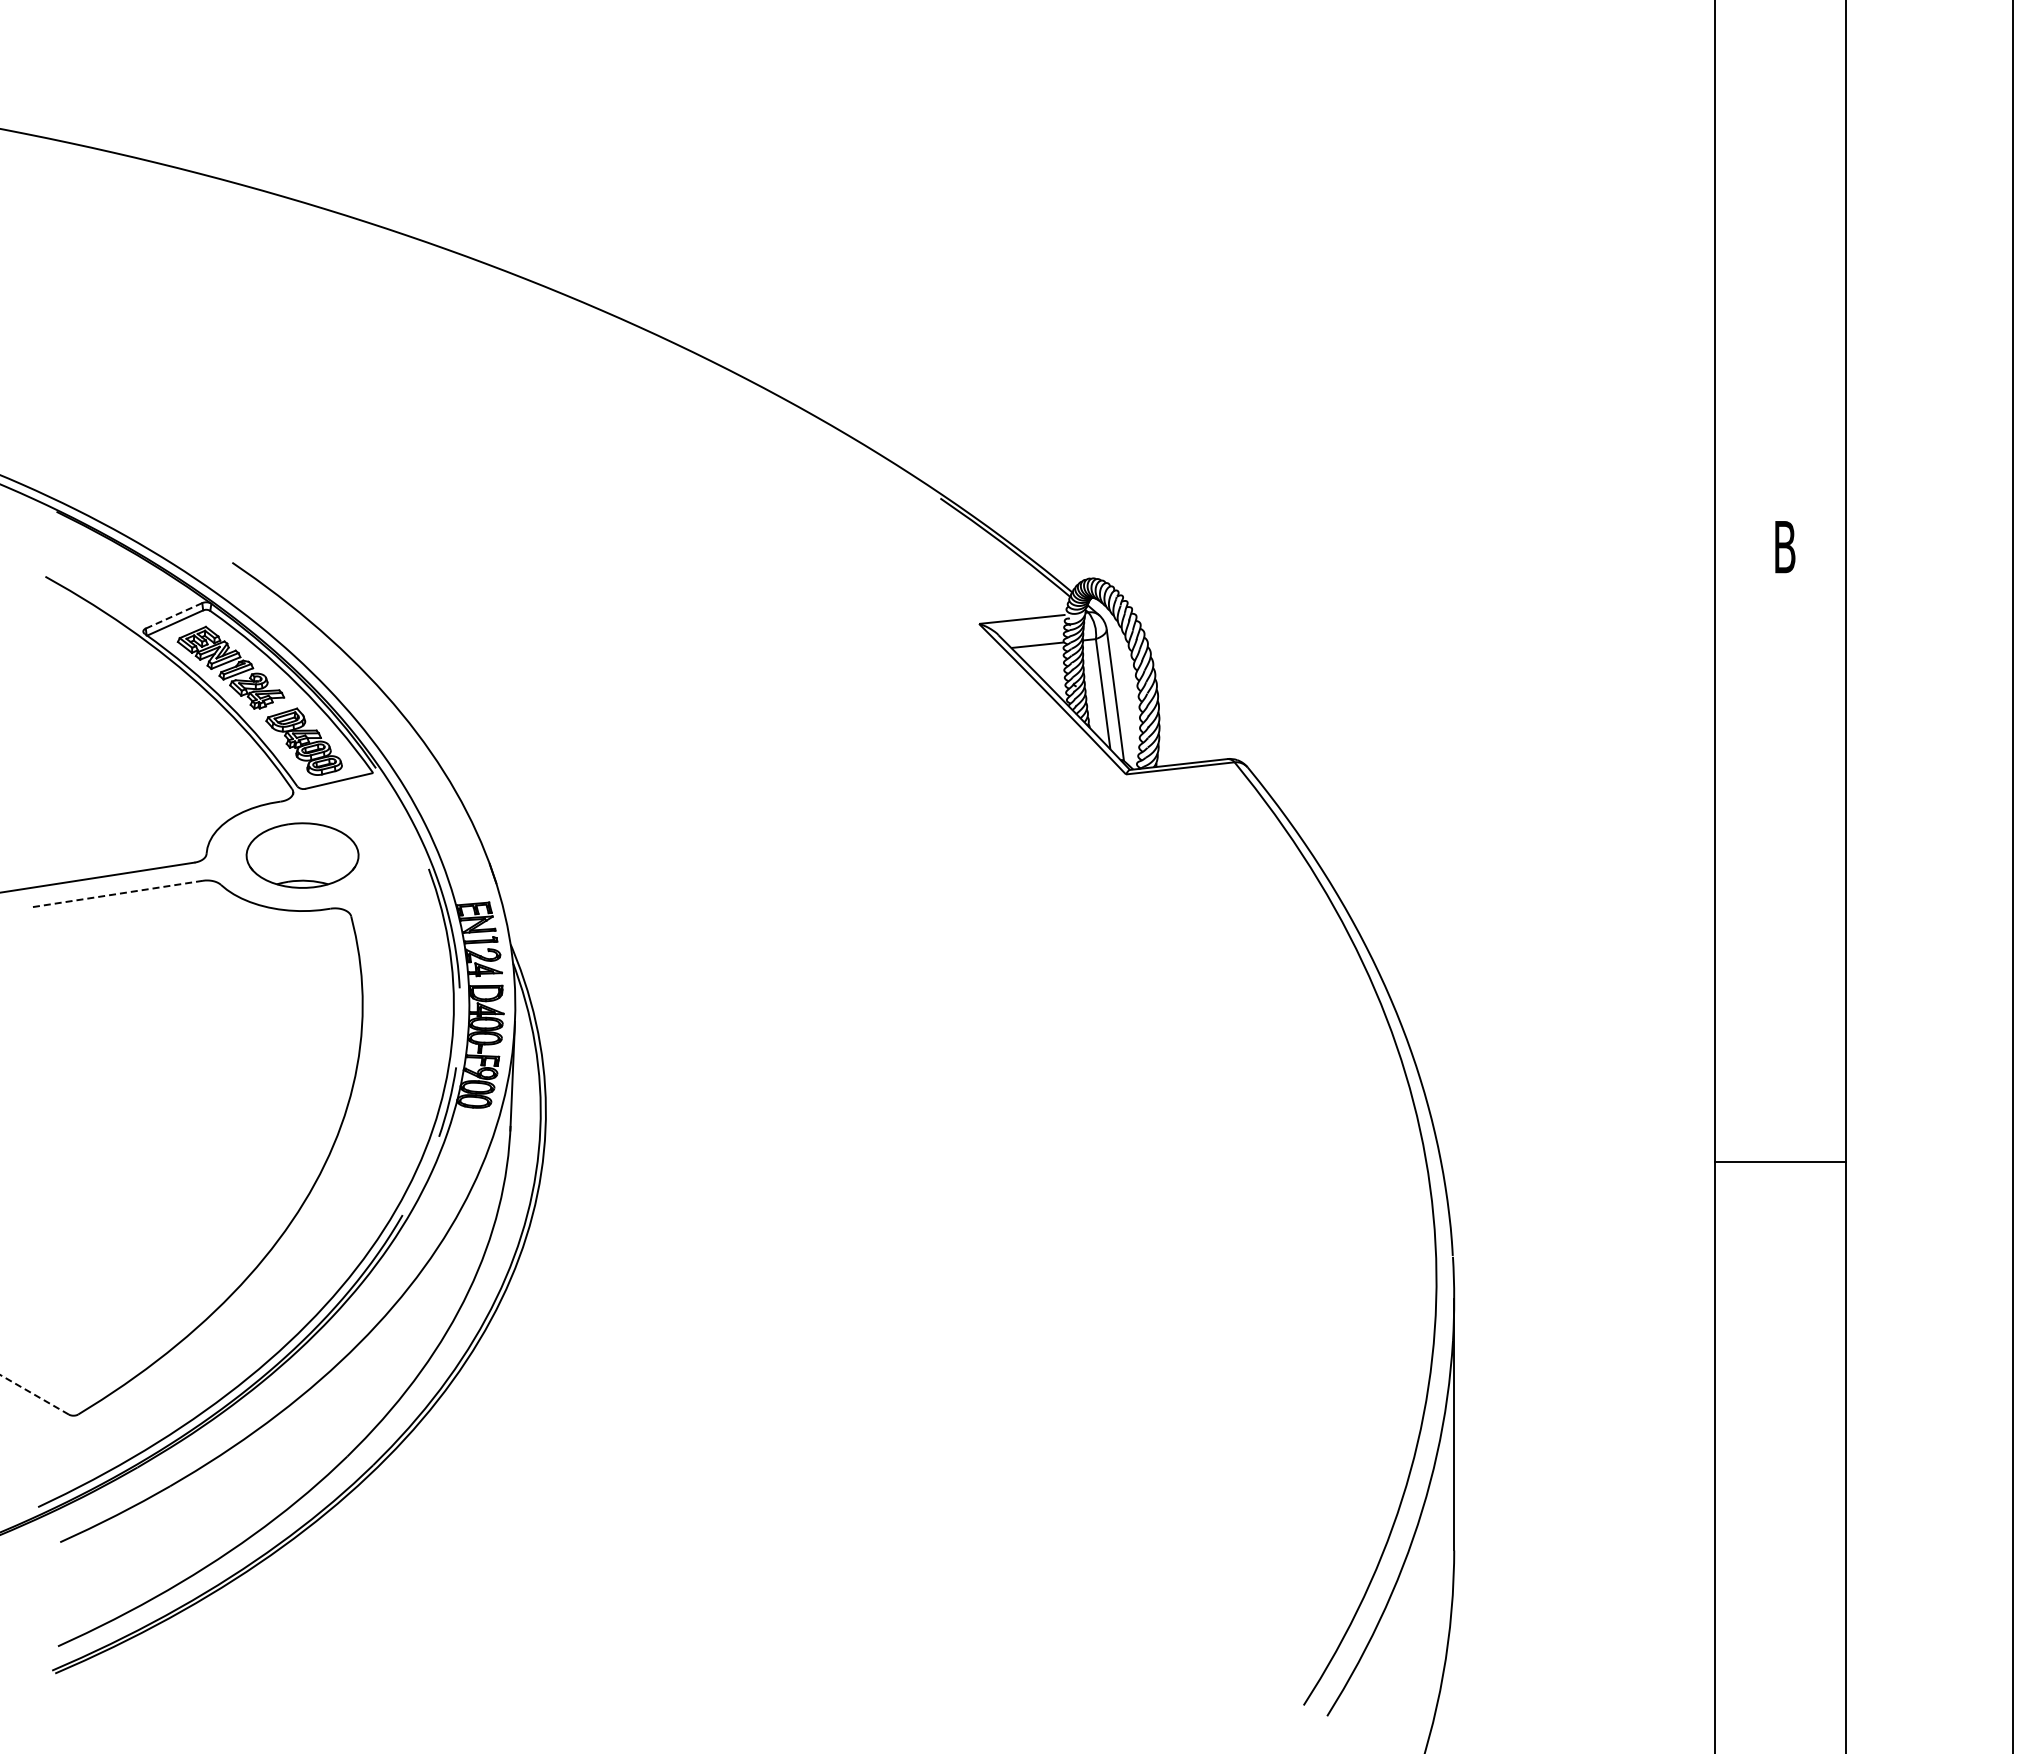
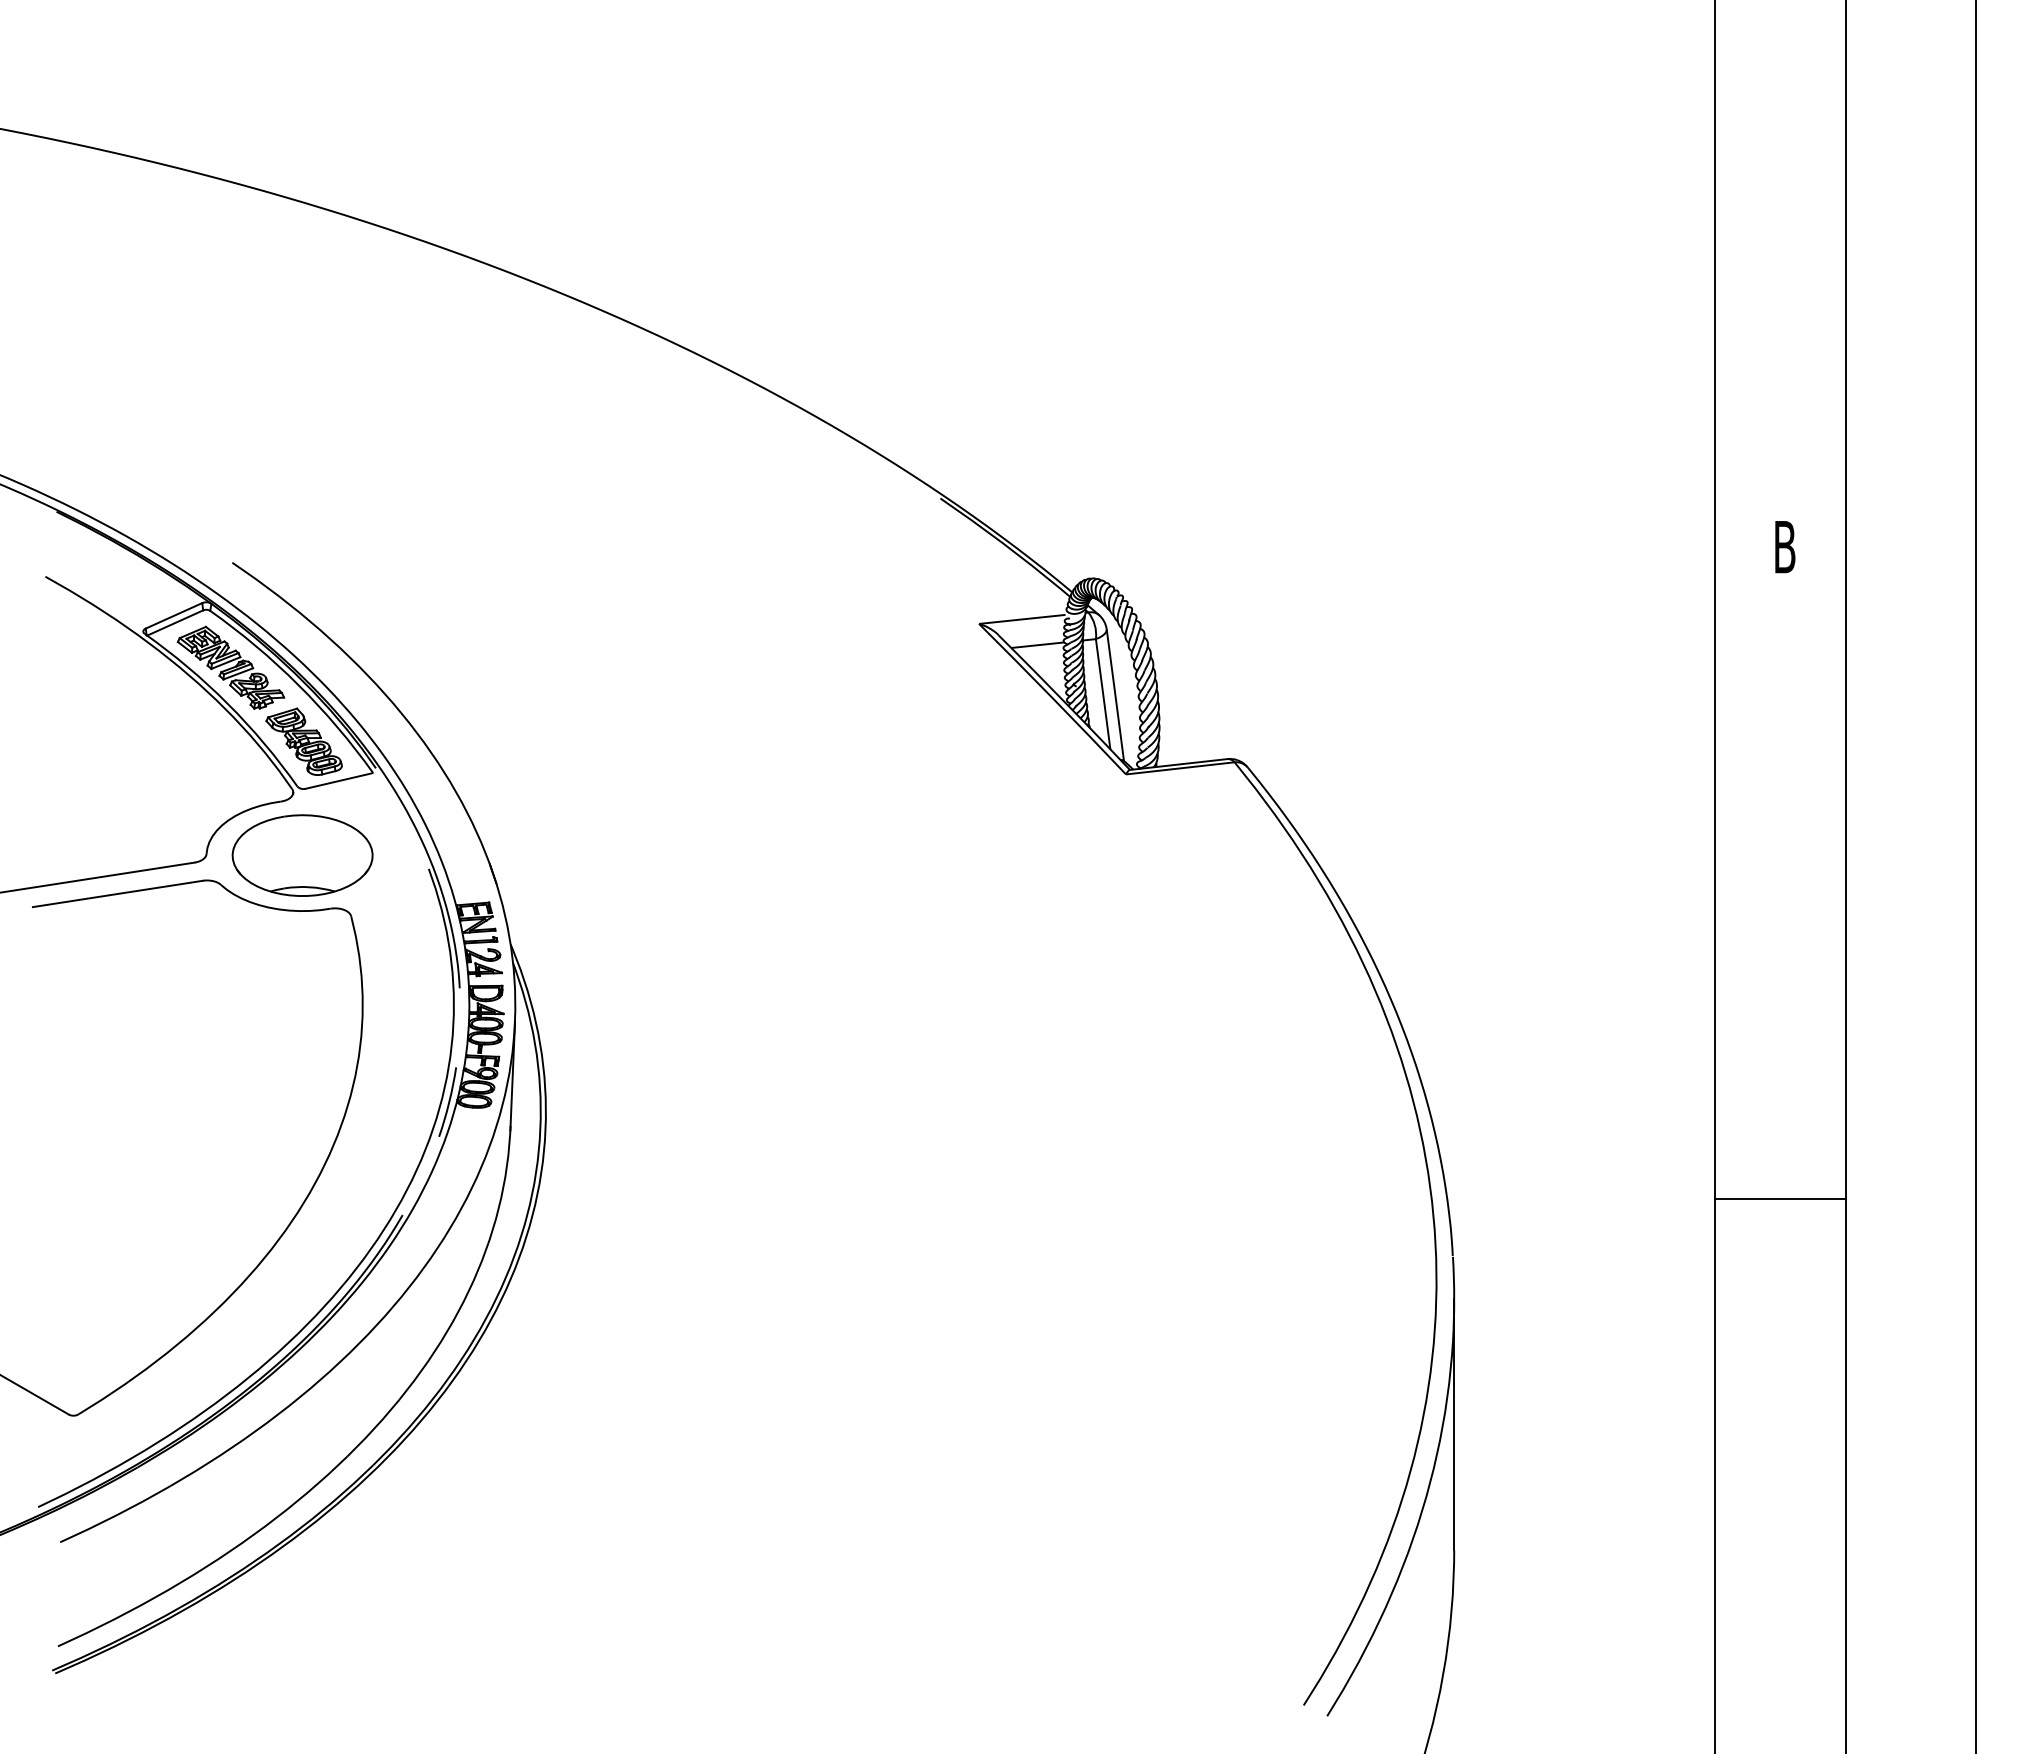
line: dashed -> solid (174, 615)
part size: 115x67 px -> 143x83 px (302, 855)
line position: (2012, 876) -> (1975, 876) (1975, 876)
line: dashed -> solid (117, 894)
line position: (1780, 1162) -> (1780, 1199) (1780, 1199)
line: dashed -> solid (34, 1394)
